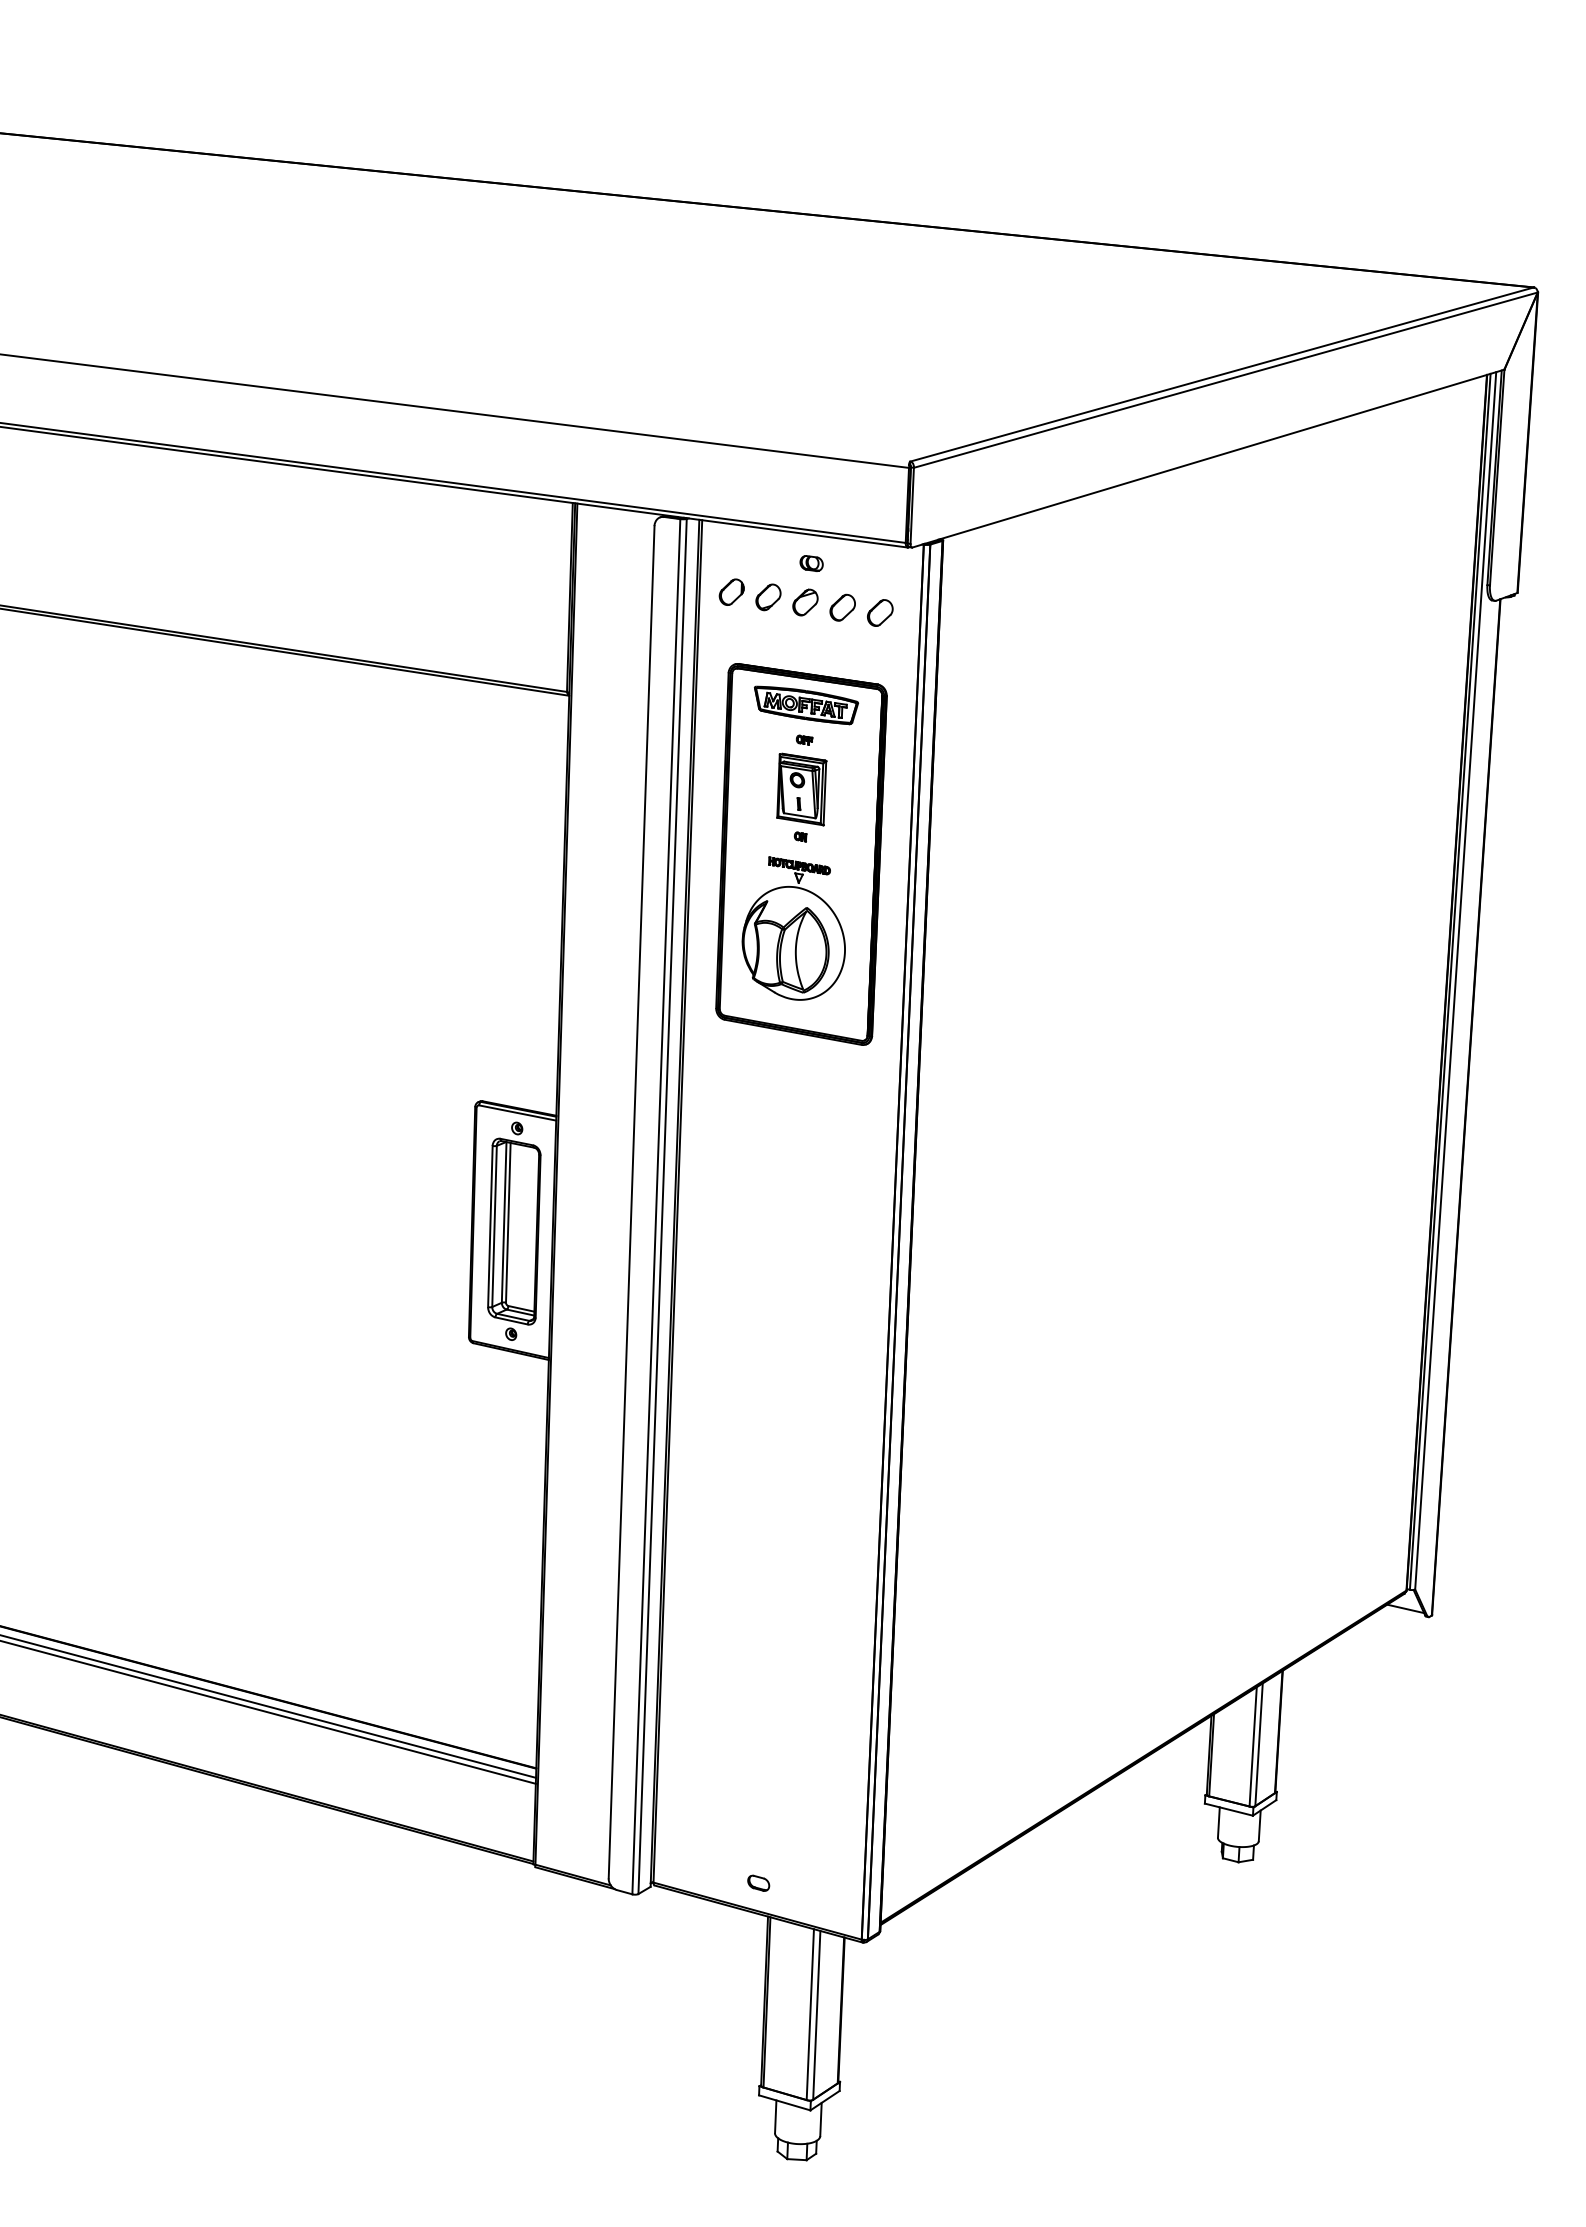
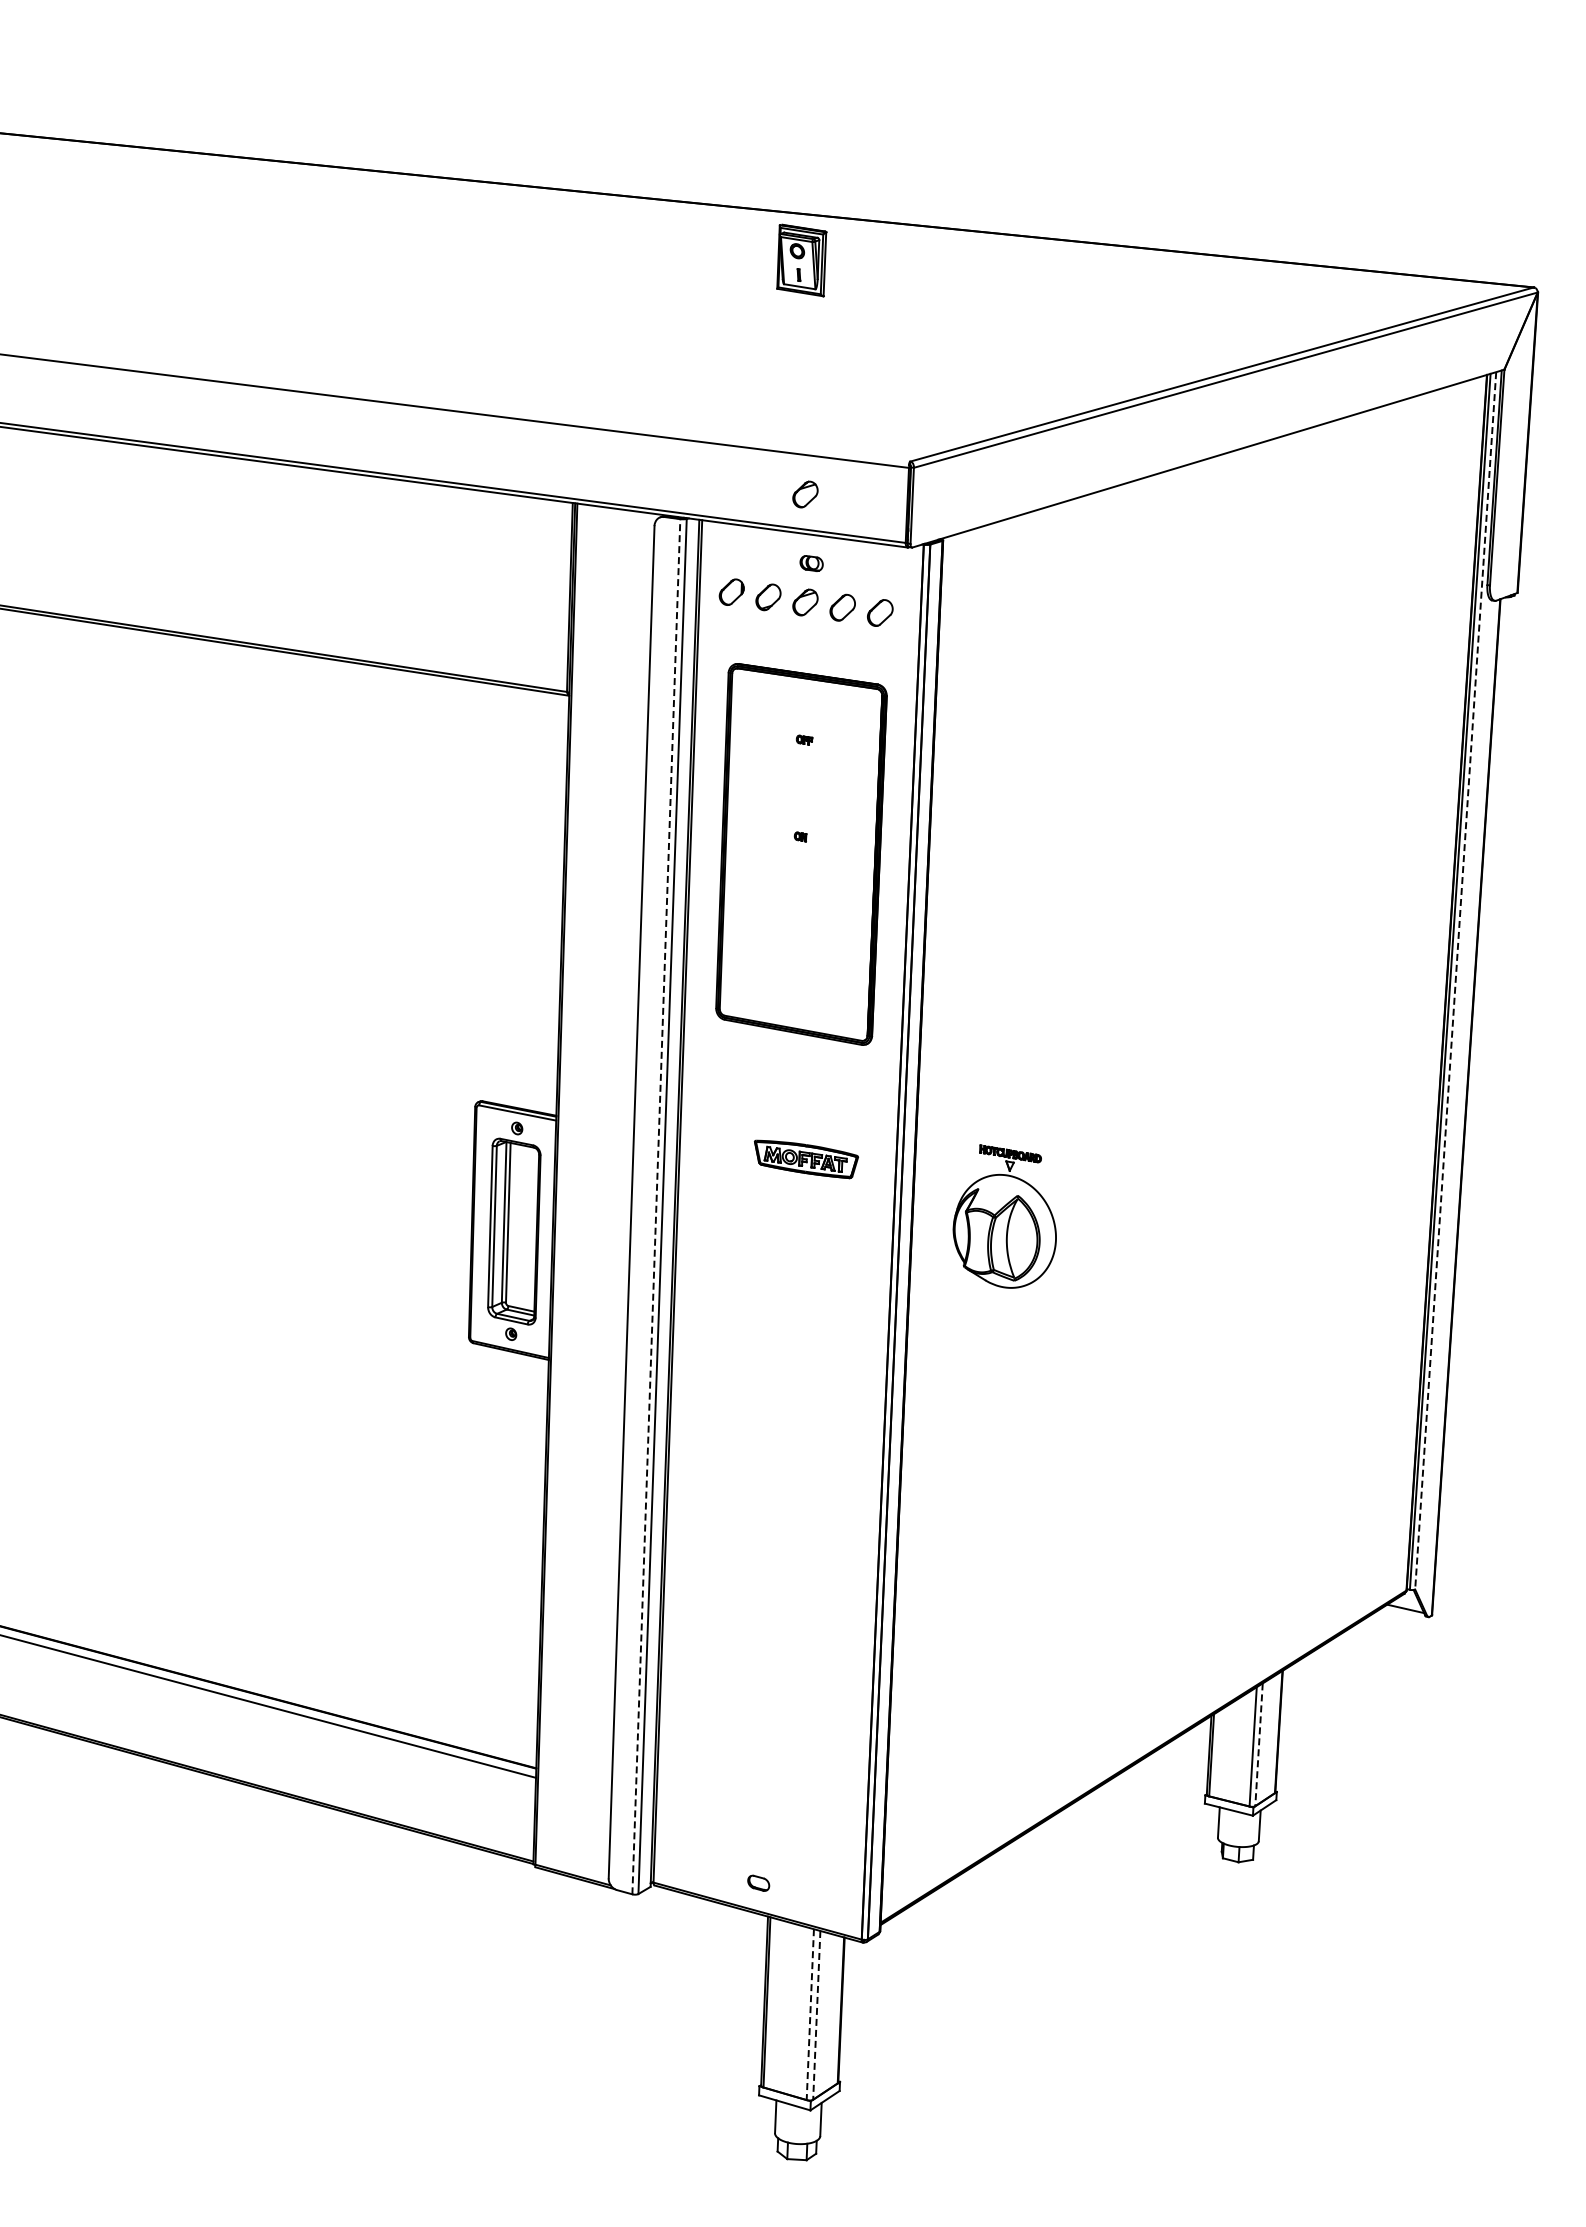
part: none -> present (805, 494)
part position: (806, 705) -> (806, 1159) (806, 1159)
part position: (801, 789) -> (801, 260) (801, 260)
part position: (793, 928) -> (1004, 1216) (1004, 1216)
line: solid -> dashed (1455, 981)
line: solid -> dashed (656, 1206)
line: present -> none (268, 1712)
line: solid -> dashed (1259, 1744)
line: solid -> dashed (810, 2014)
line: solid -> dashed (816, 2015)
